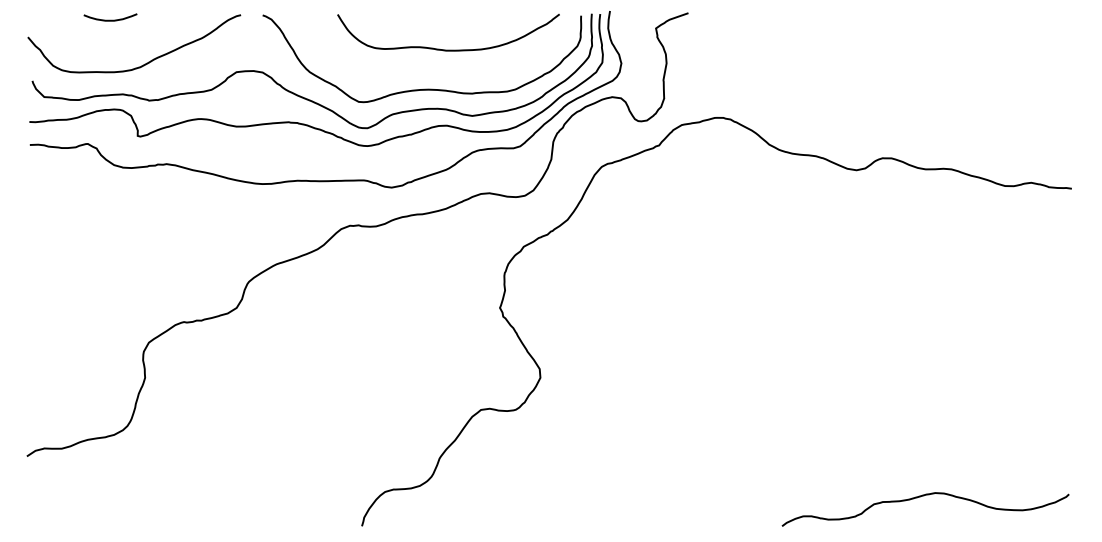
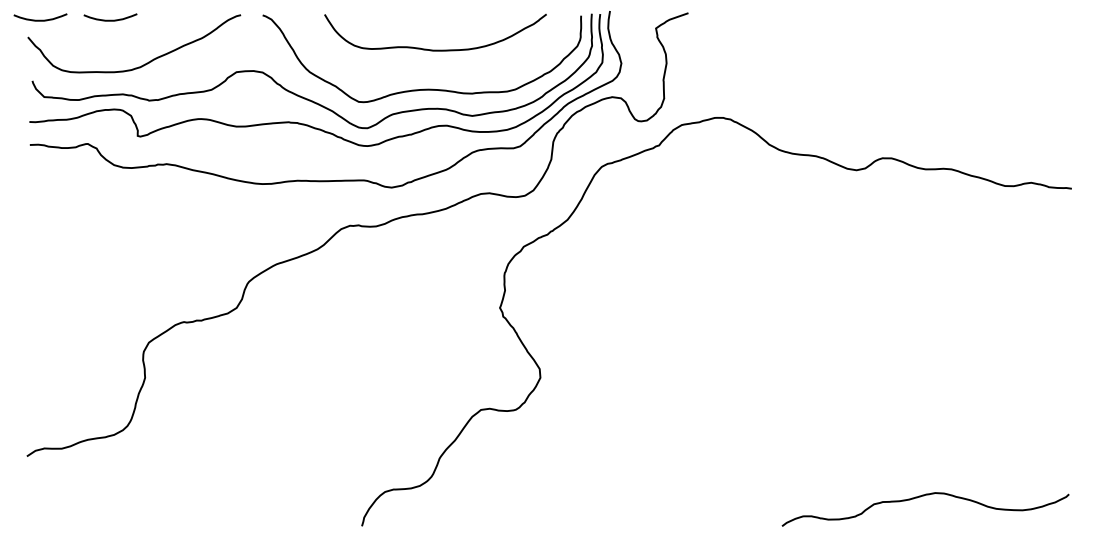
curve: none -> present (40, 19)
curve position: (448, 49) -> (435, 49) (435, 49)
